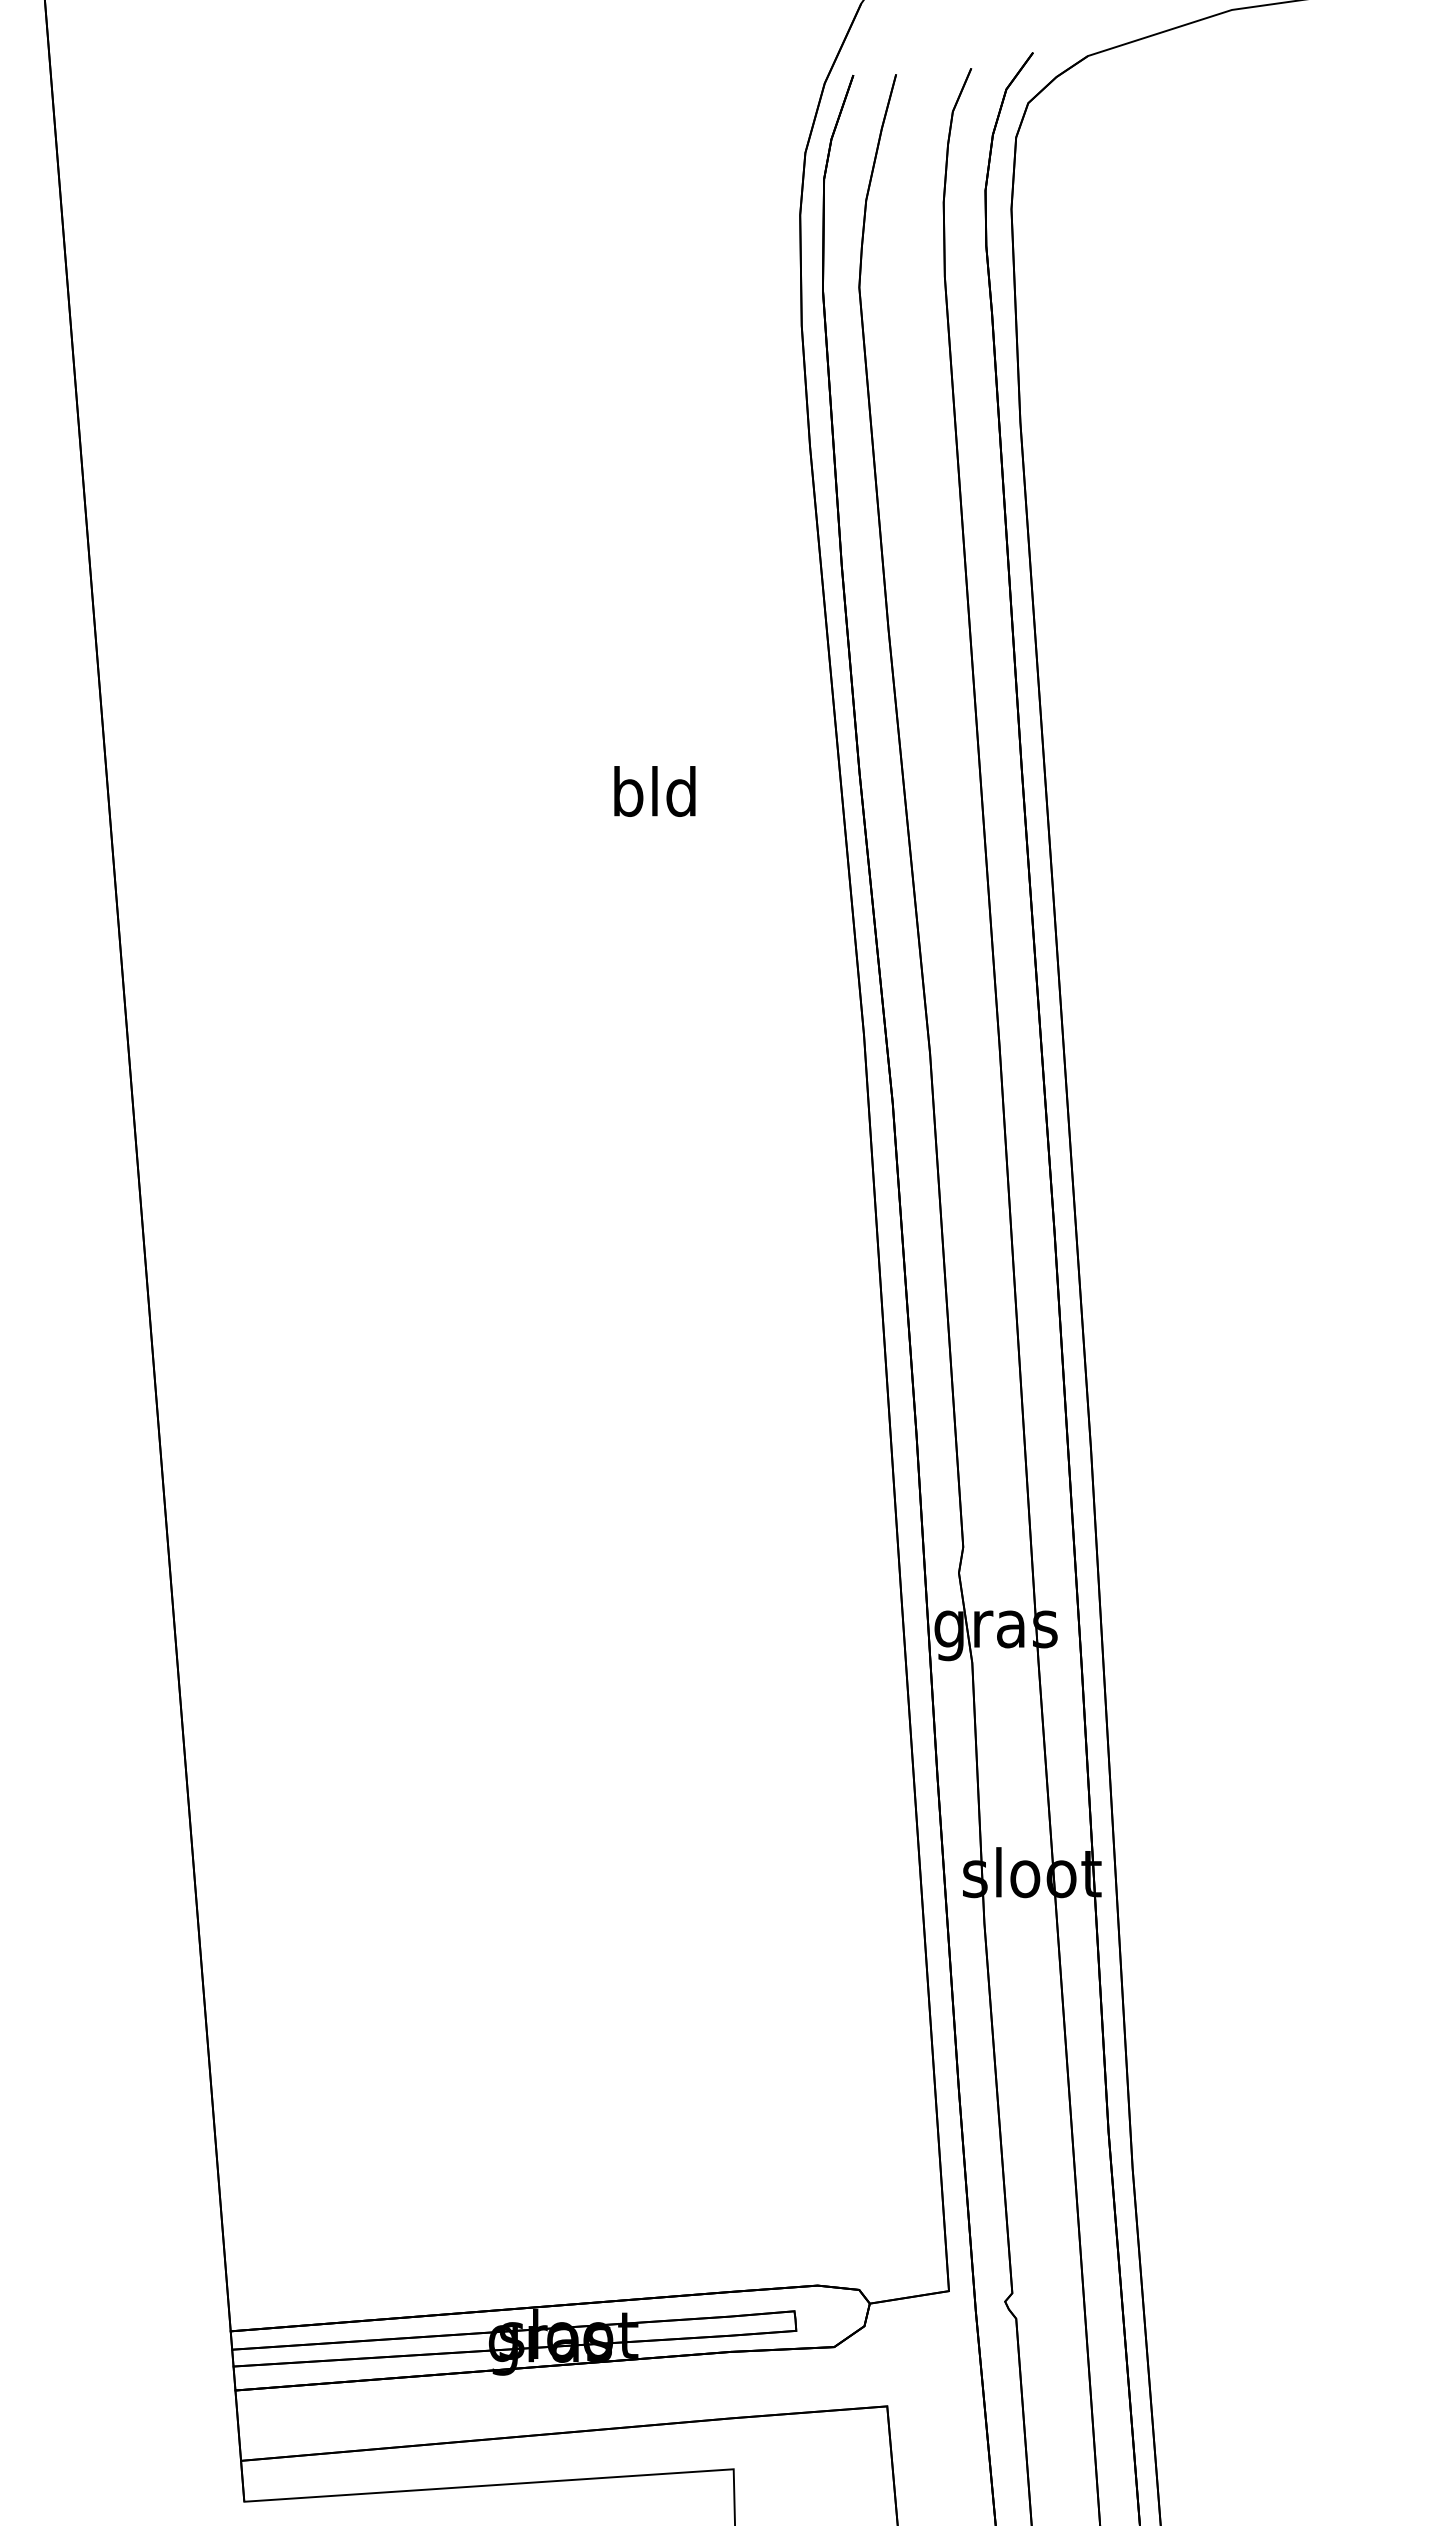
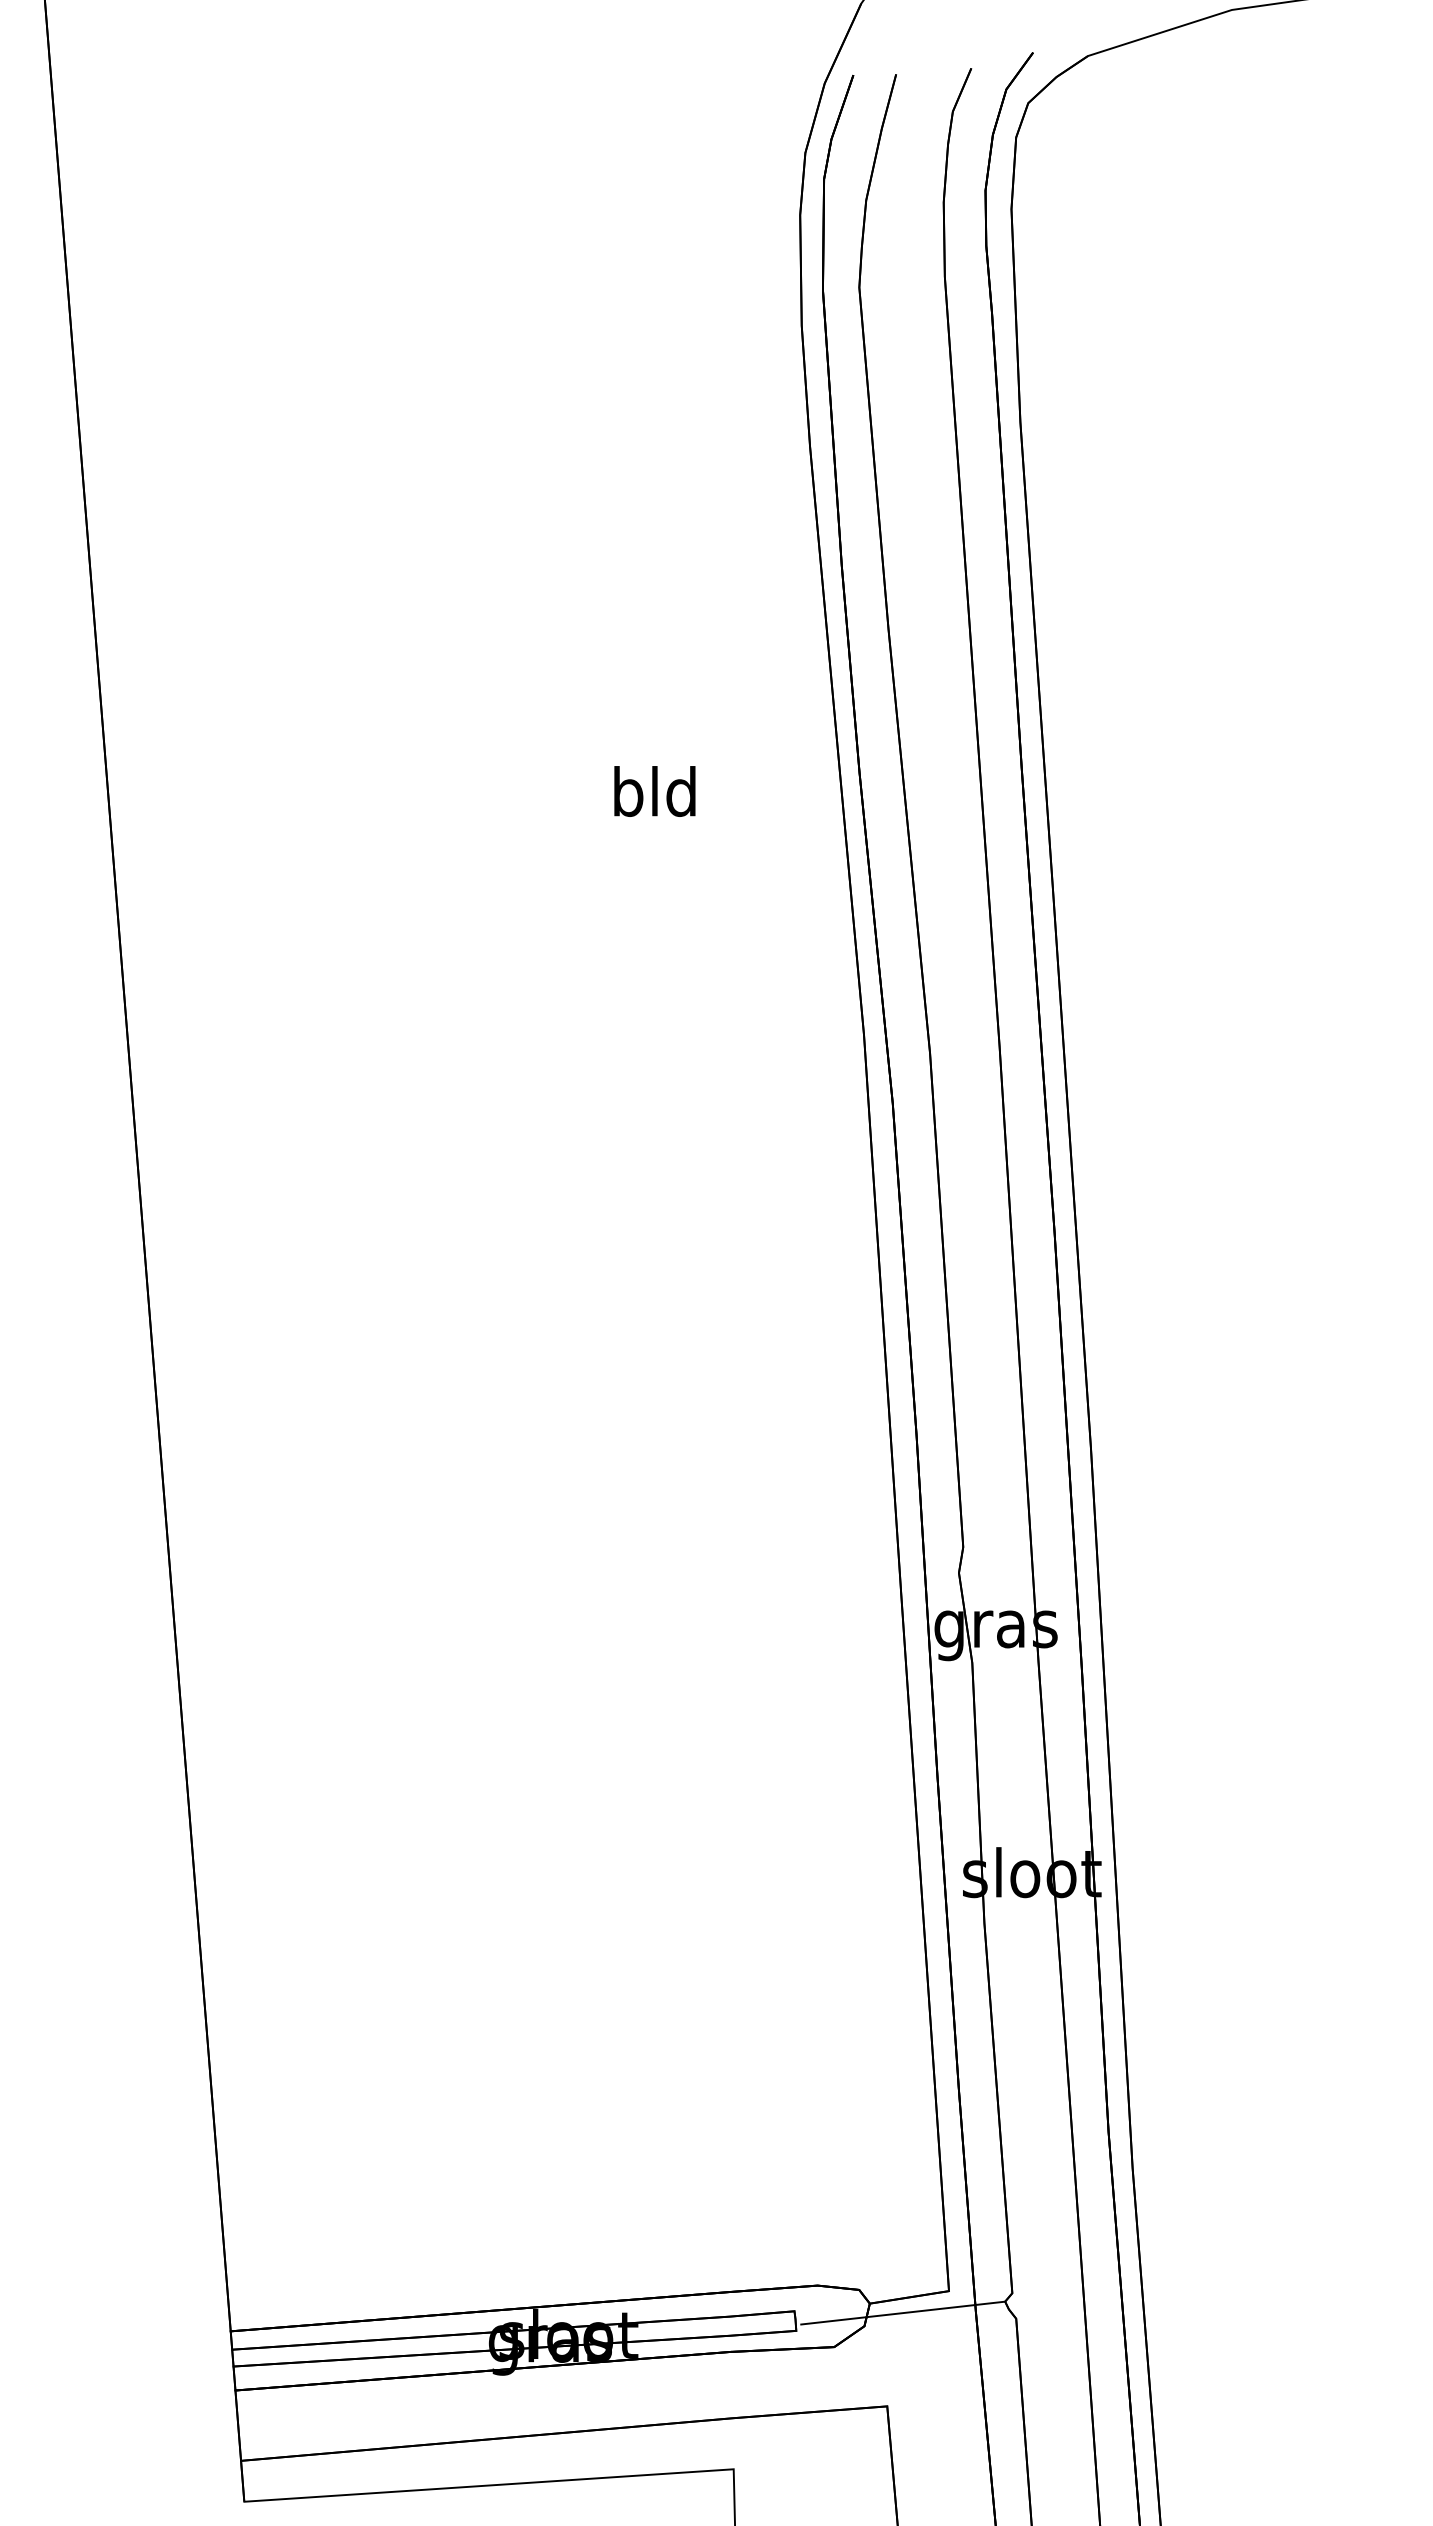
line: none -> present (903, 2312)
